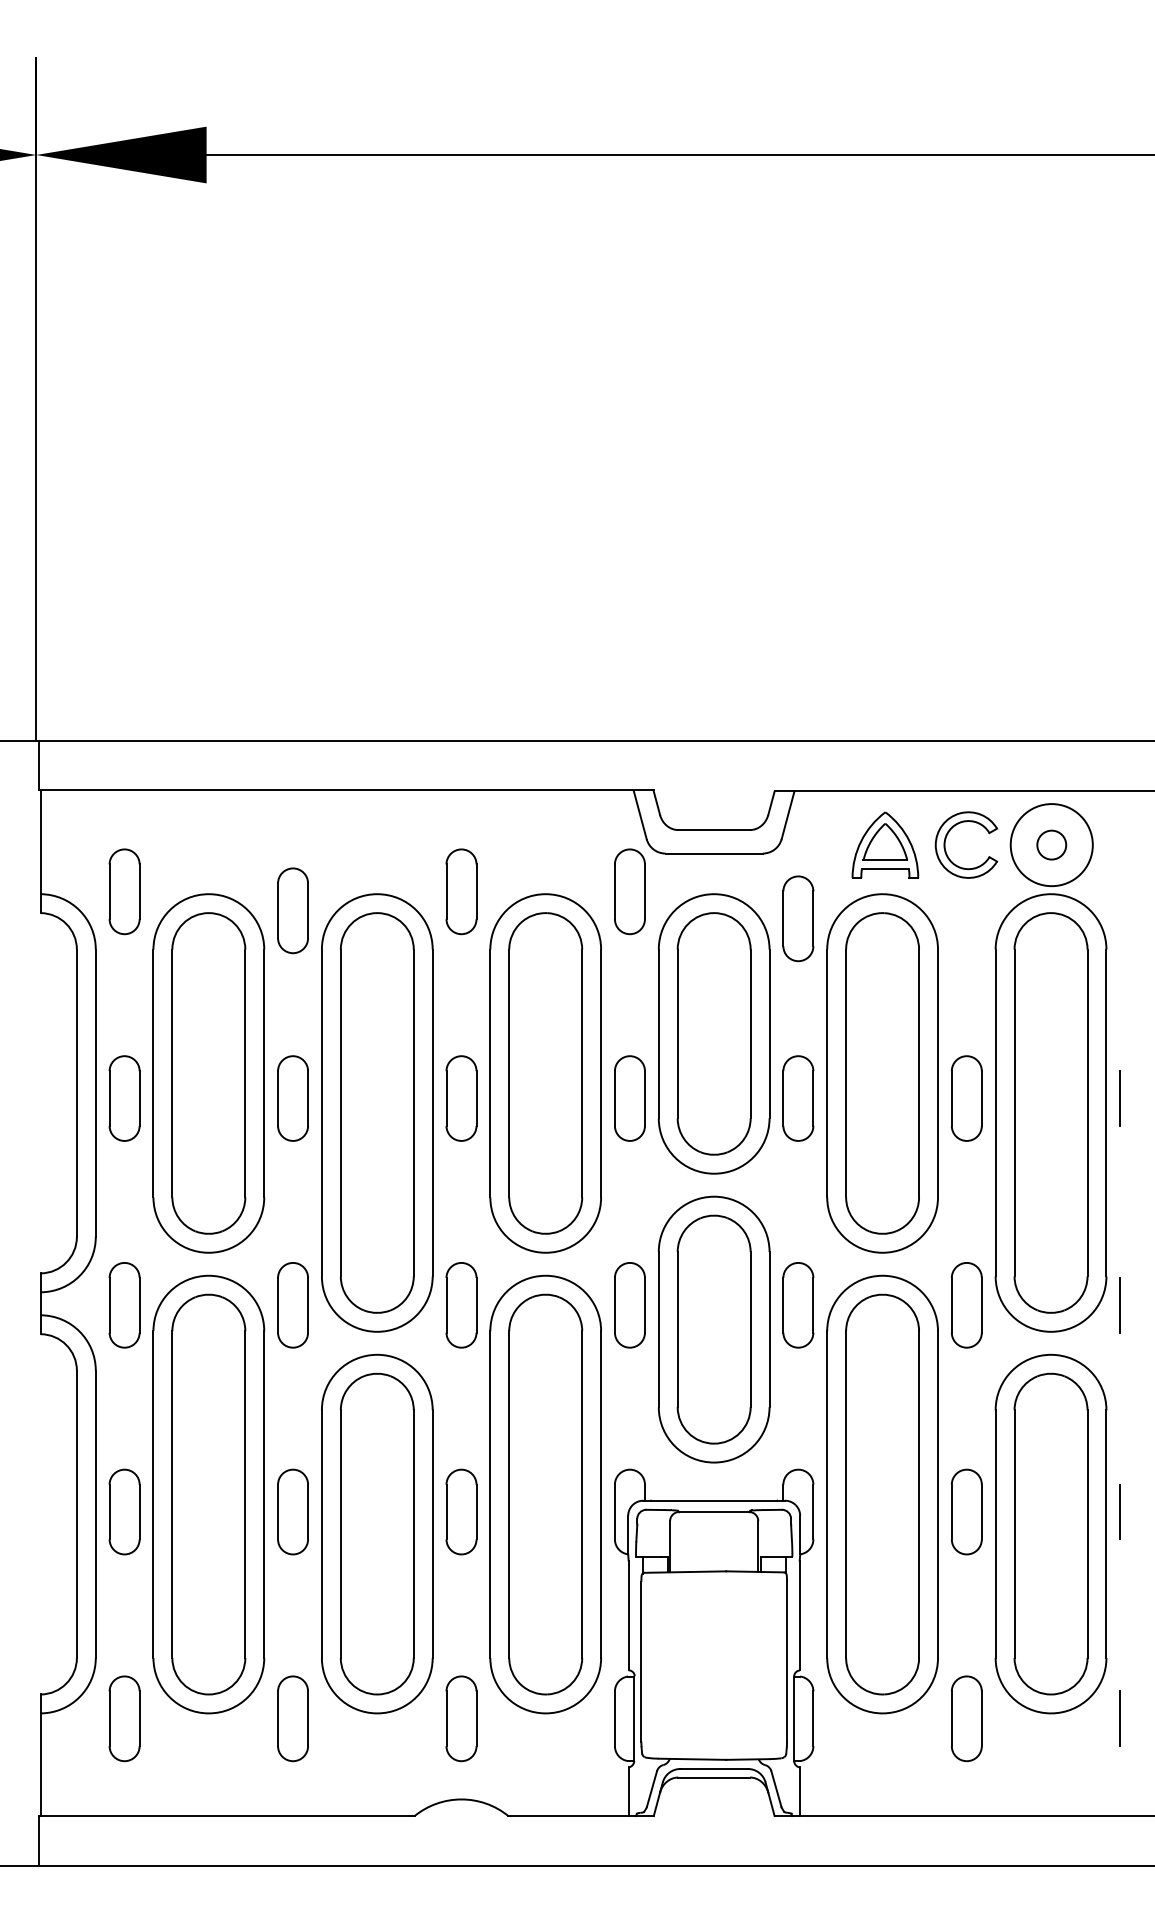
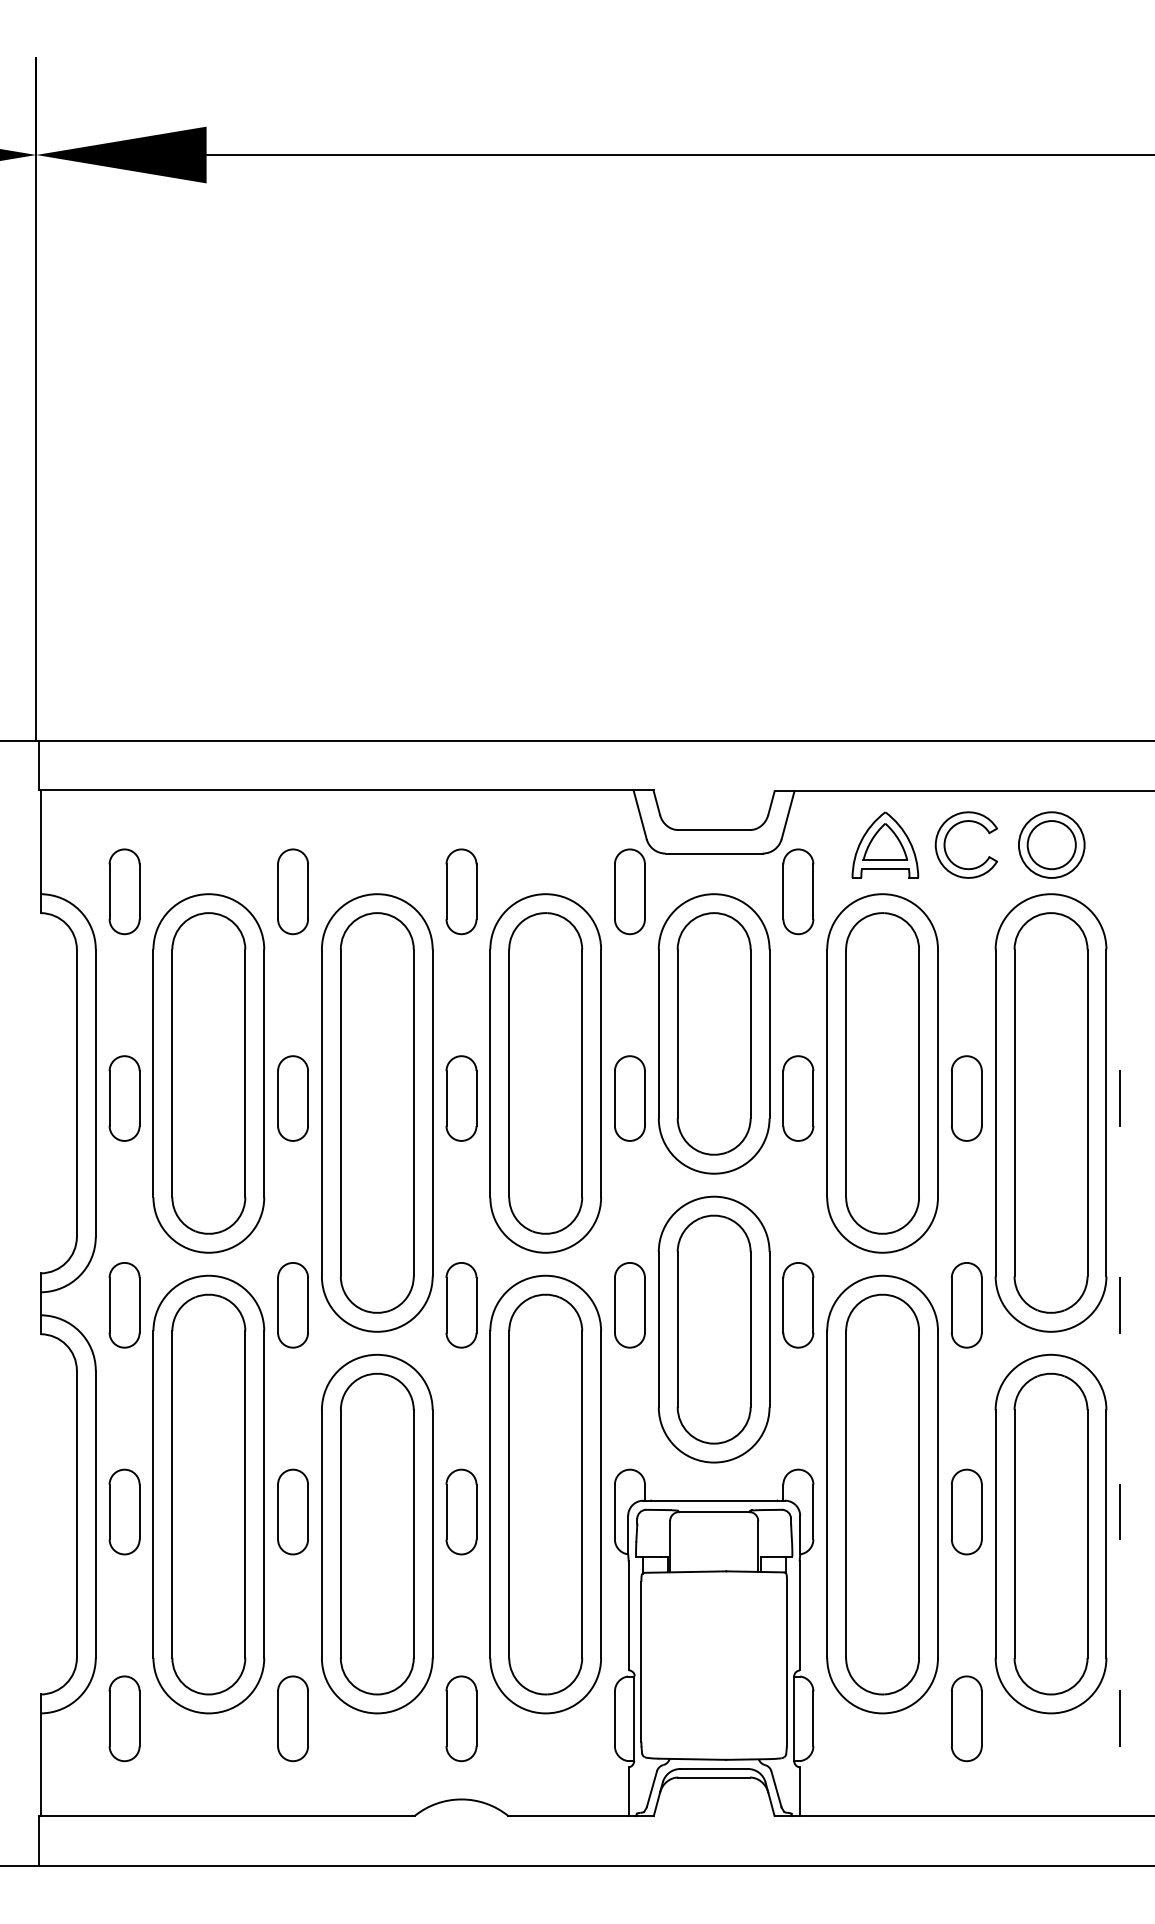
circle diameter: 29 px -> 48 px (1051, 845)
circle diameter: 82 px -> 66 px (1051, 844)
part position: (292, 910) -> (292, 891) (292, 891)
part position: (798, 918) -> (798, 891) (798, 891)
